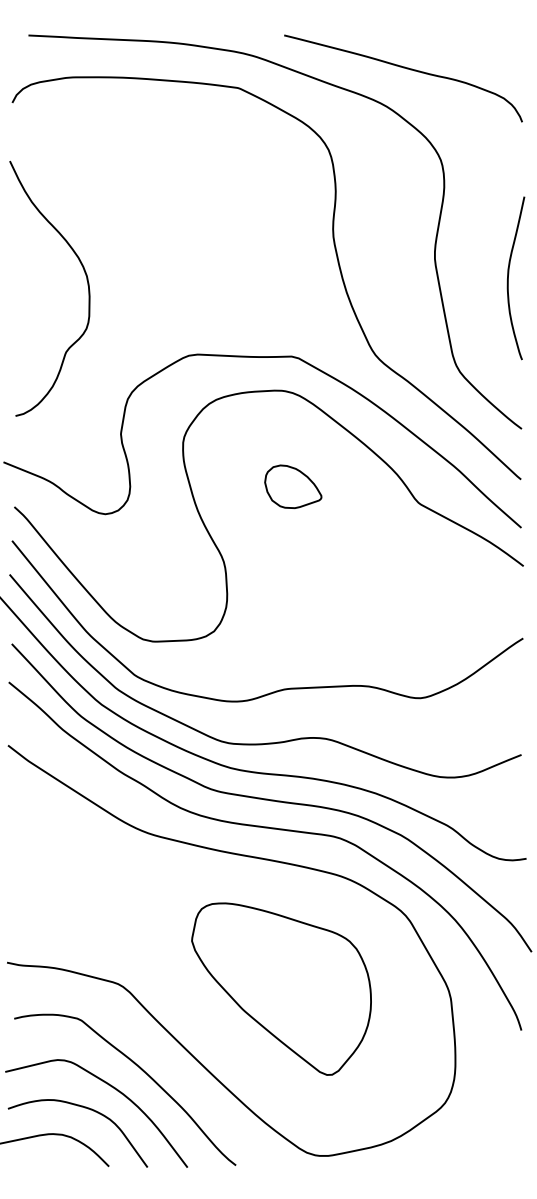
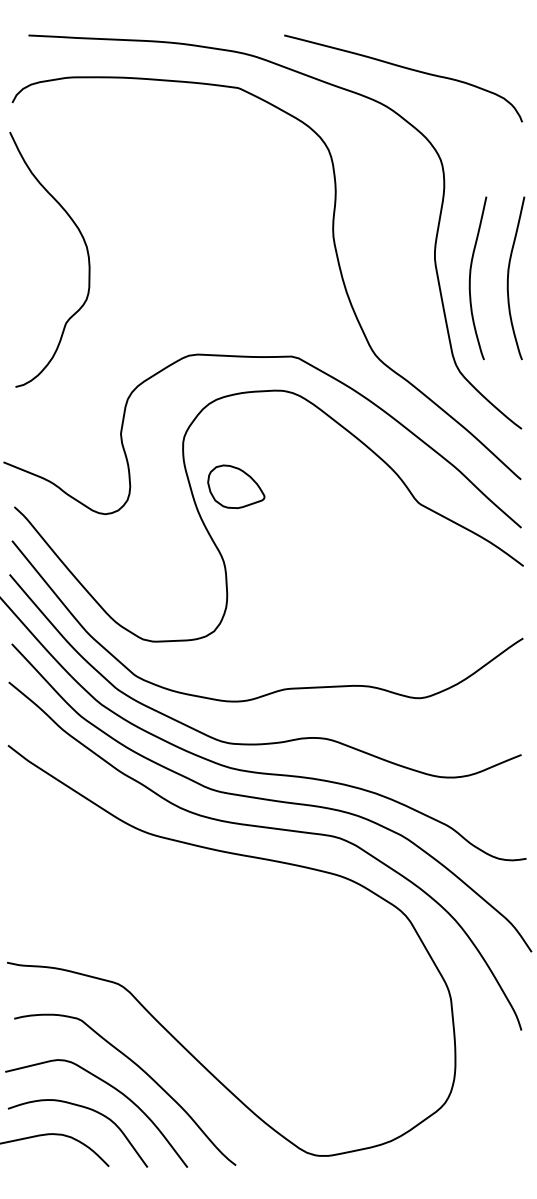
curve: none -> present (470, 278)
curve position: (86, 280) -> (86, 251) (86, 251)
part position: (293, 486) -> (236, 486) (236, 486)
part: present -> none (281, 988)
